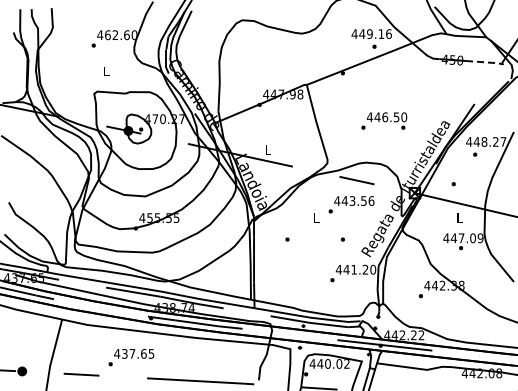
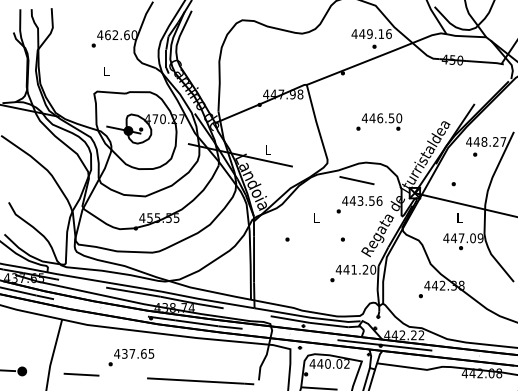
line: dashed -> solid (486, 62)
text position: (384, 120) -> (379, 121) (379, 121)
text position: (351, 204) -> (359, 204) (359, 204)
